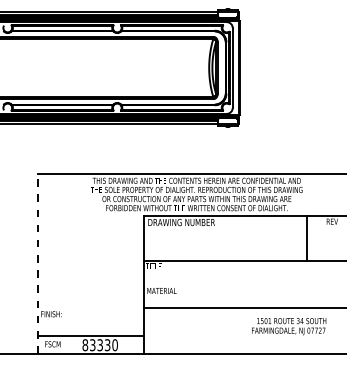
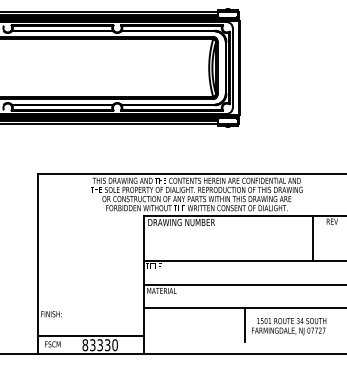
line position: (306, 238) -> (312, 238) (312, 238)
line: dashed -> solid (37, 263)
line: none -> present (243, 285)
line: none -> present (245, 325)
